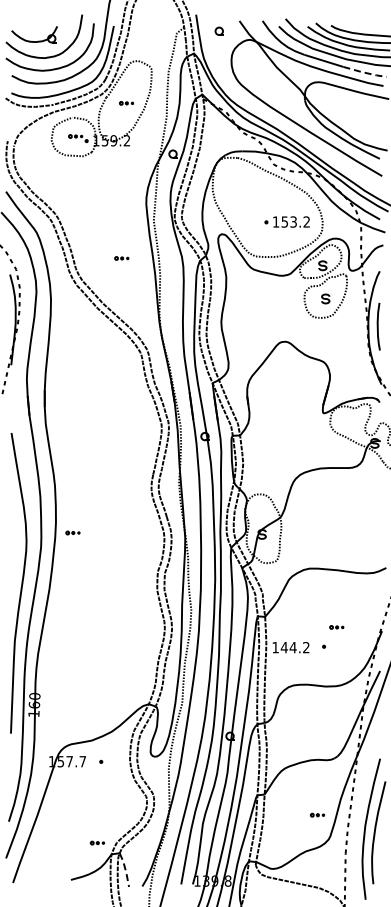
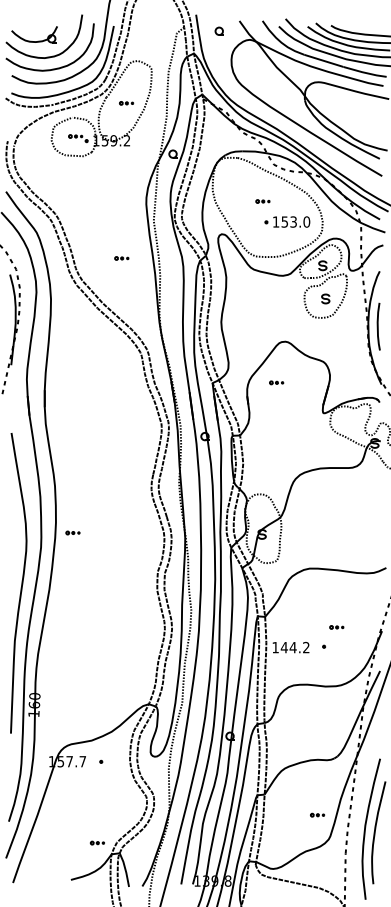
line: dashed -> solid (365, 72)
part: none -> present (262, 201)
text: 153.2 -> 153.0 (306, 221)
part: none -> present (276, 382)
line: dashed -> solid (125, 870)
